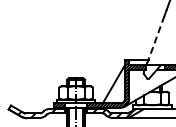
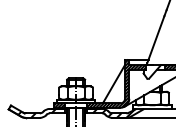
line: dashed -> solid (155, 39)
